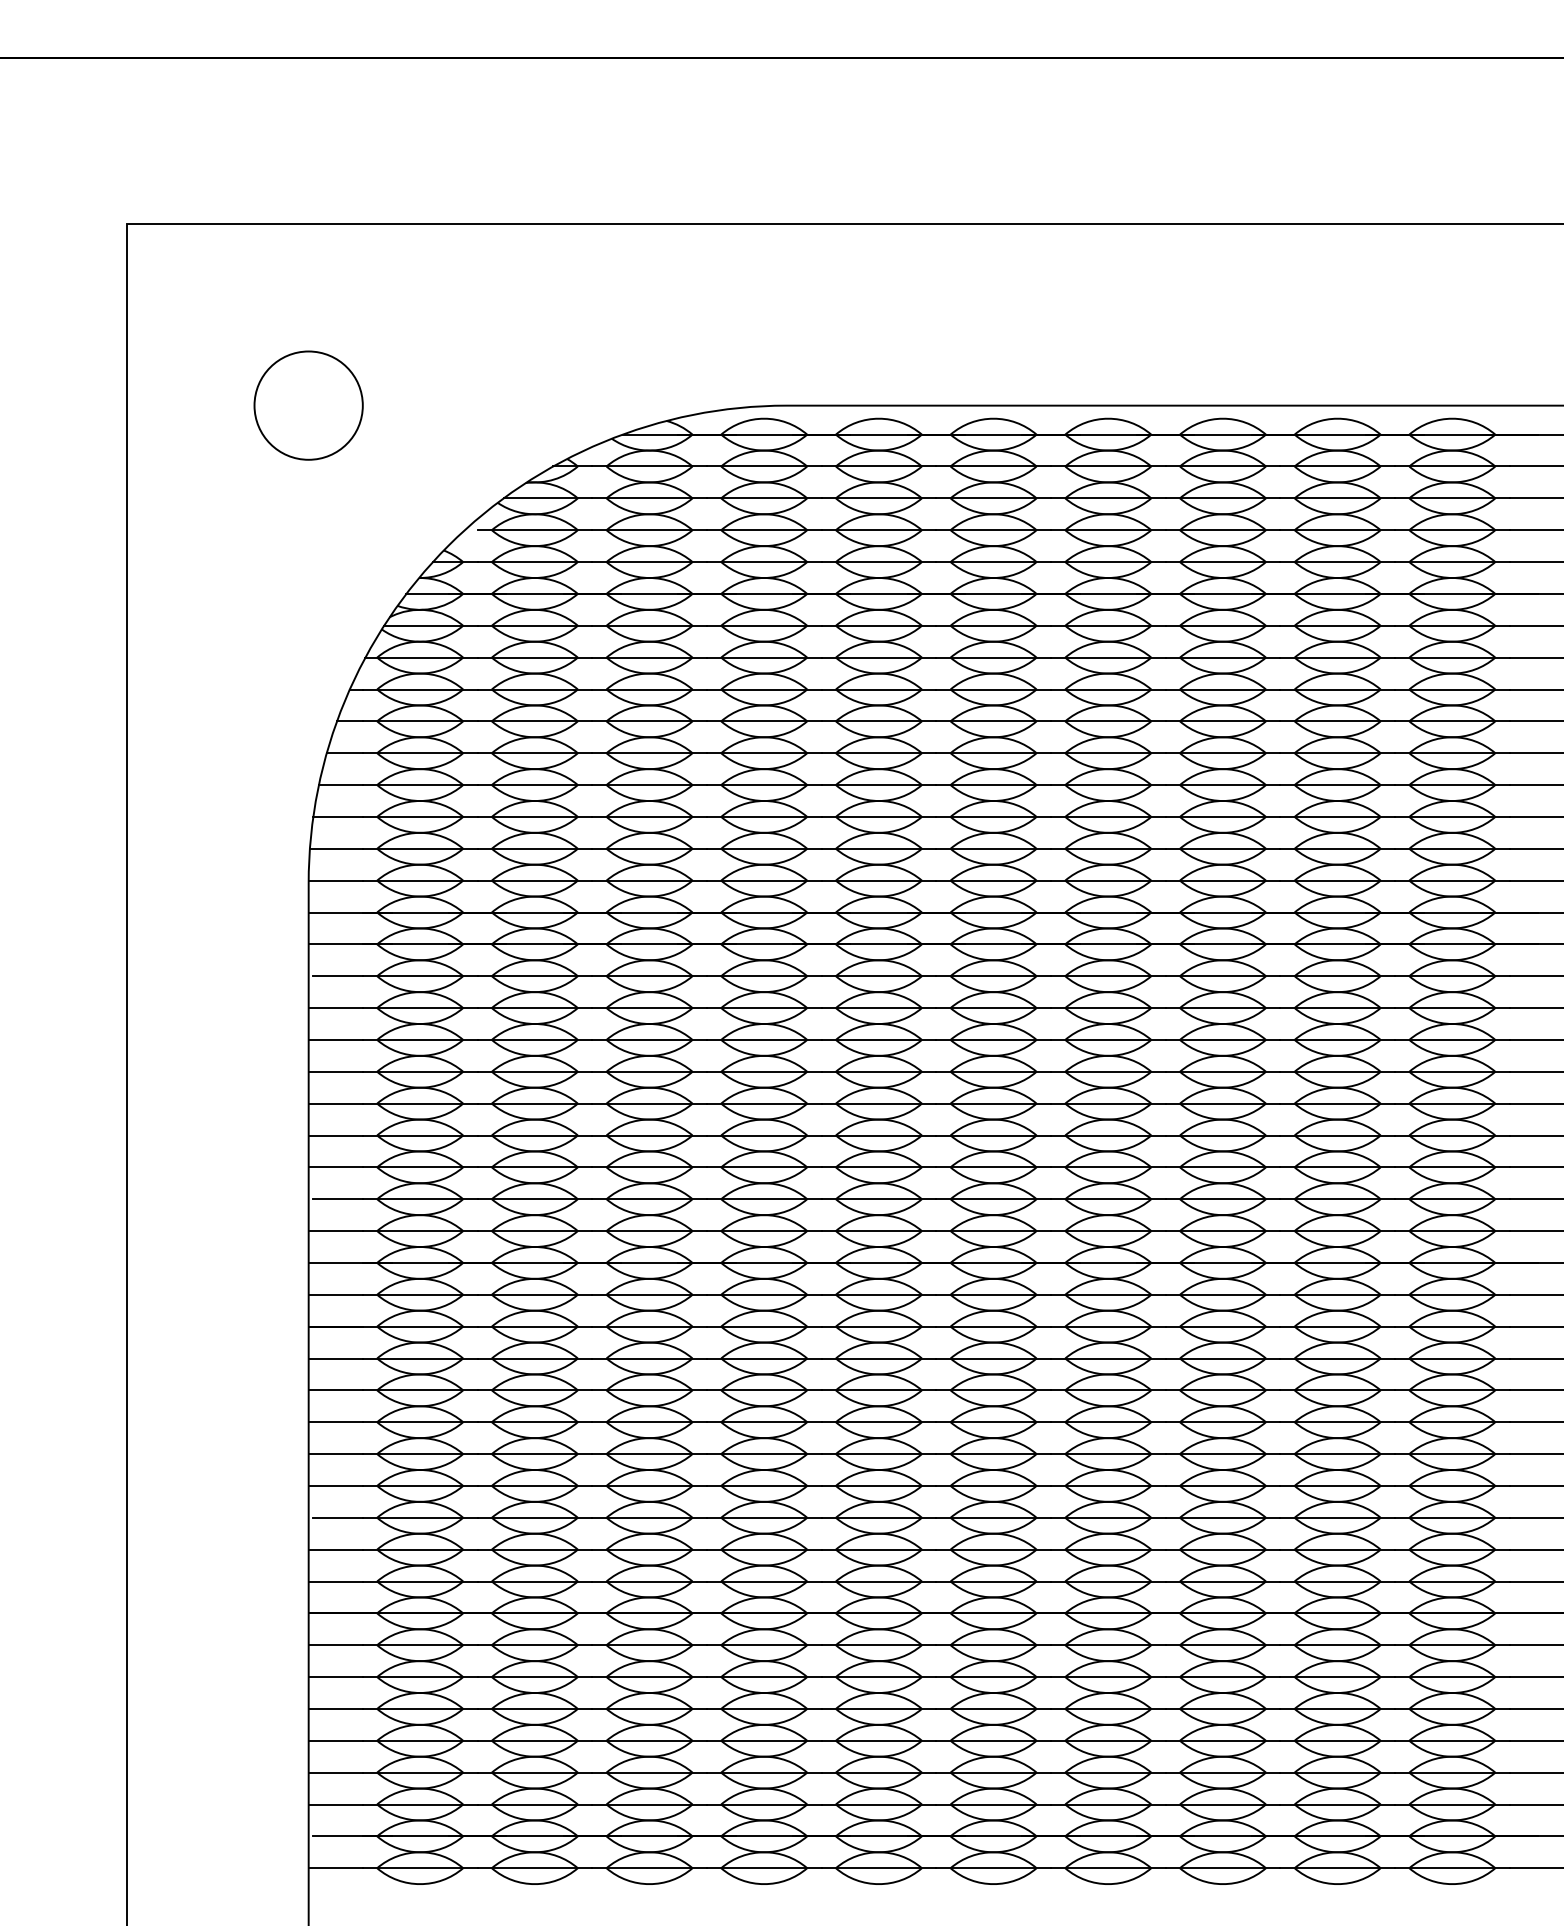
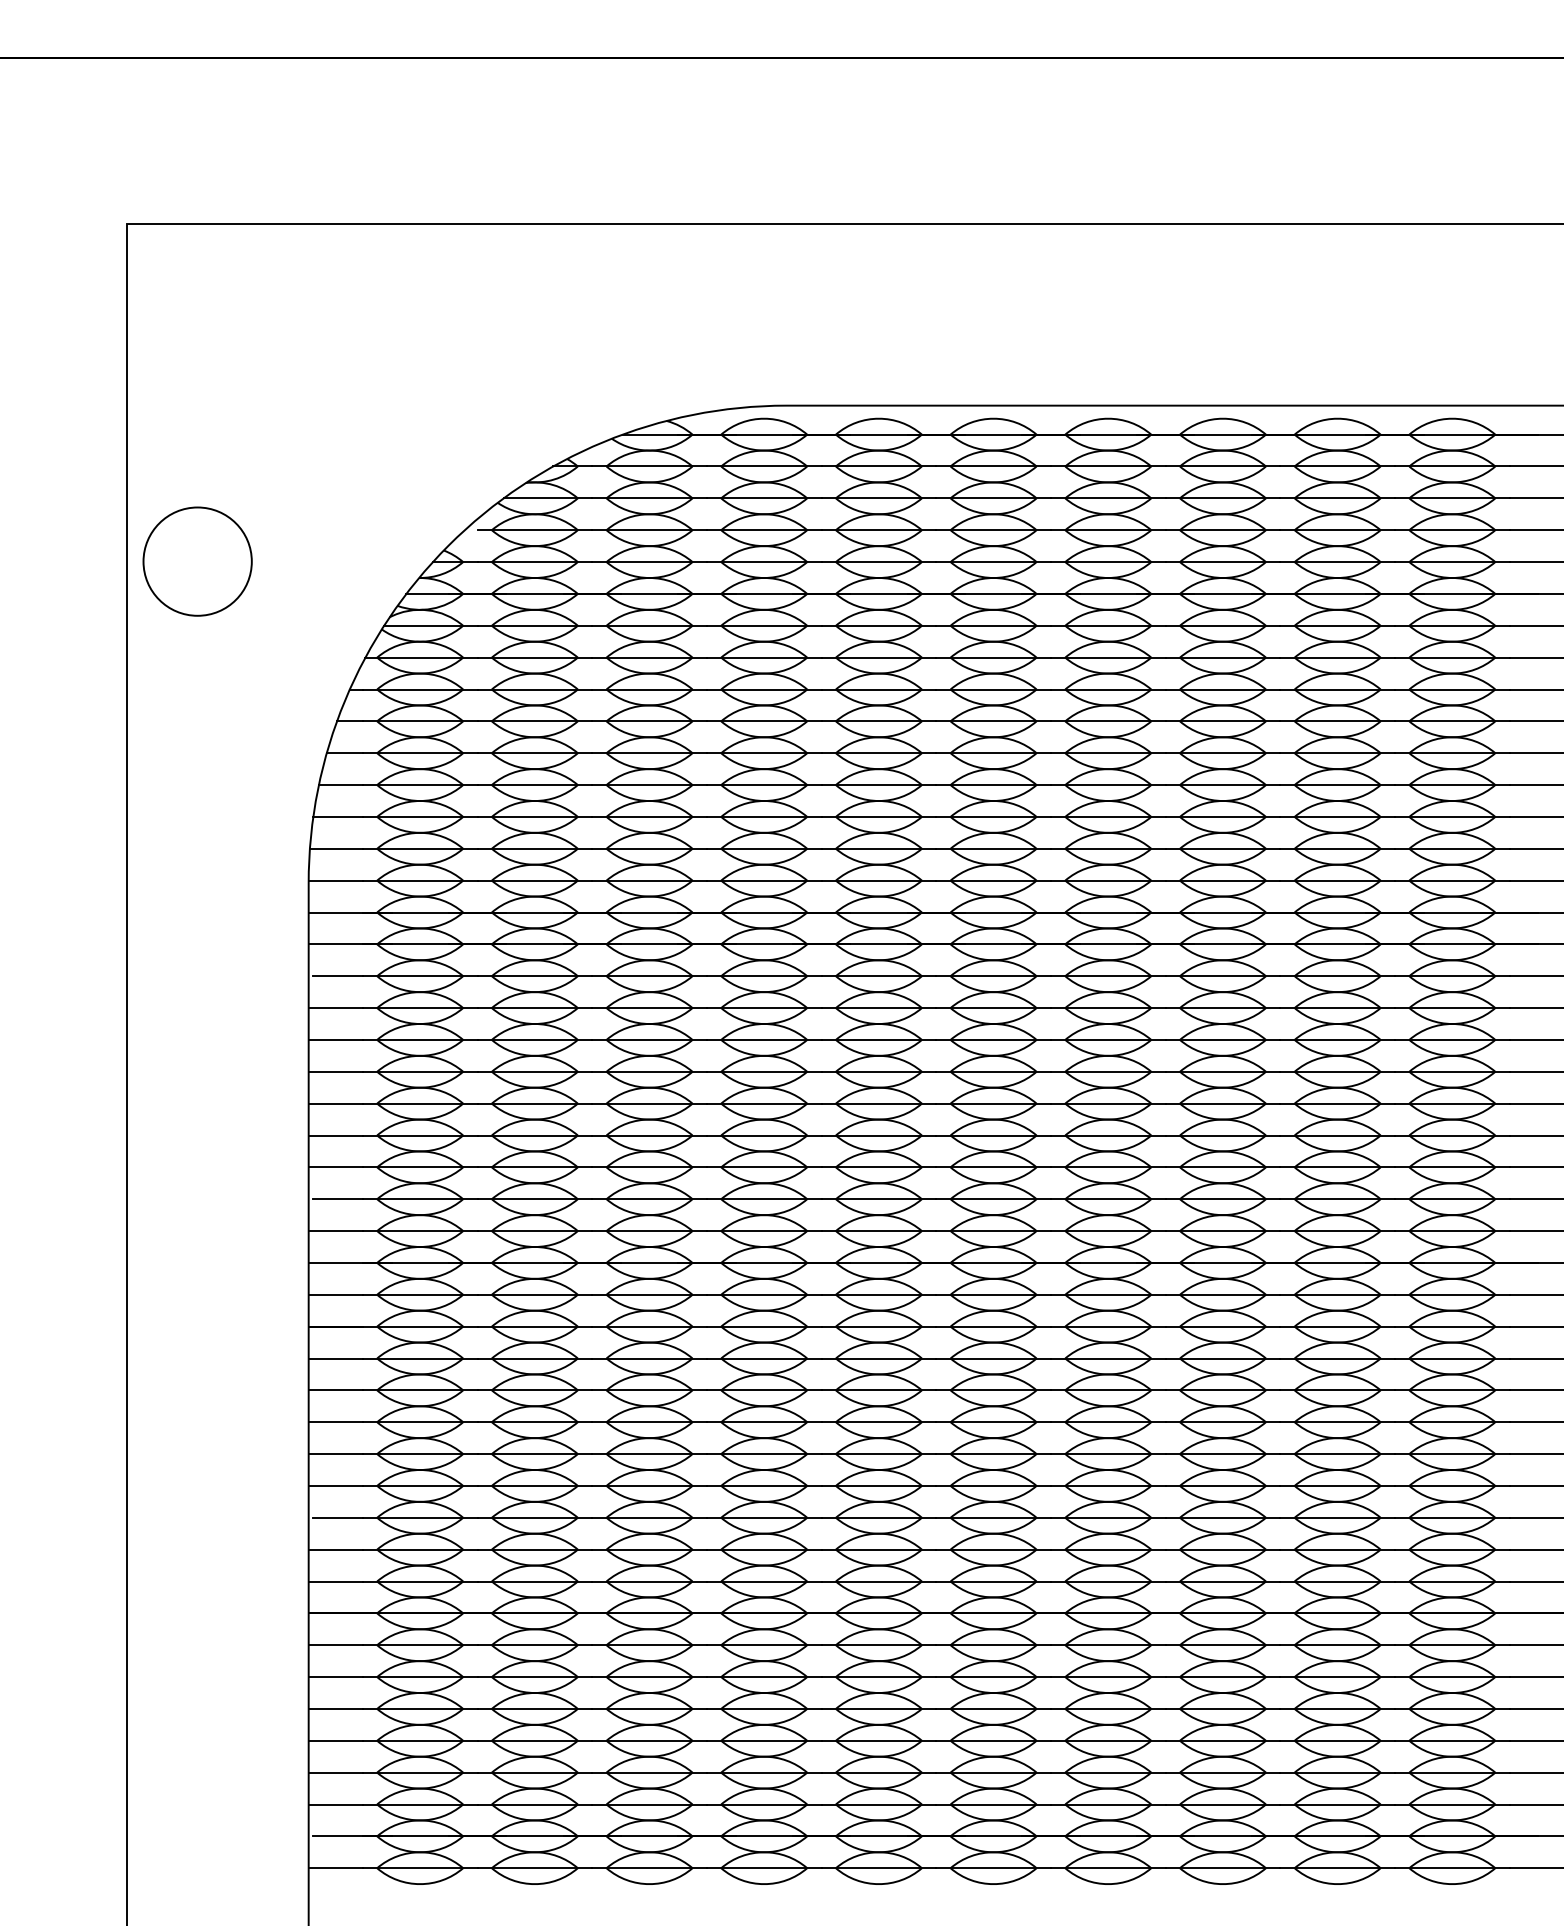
circle position: (308, 405) -> (197, 561) (197, 561)
